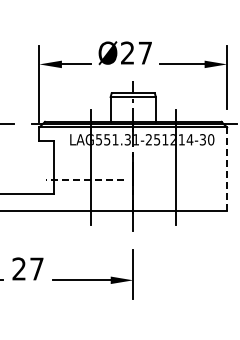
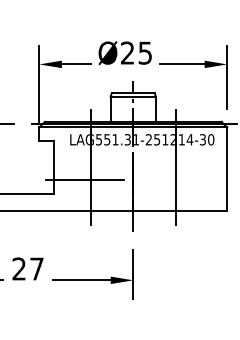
text: Ø27 -> Ø25 (144, 52)
line: dashed -> solid (227, 169)
line: dashed -> solid (84, 179)
